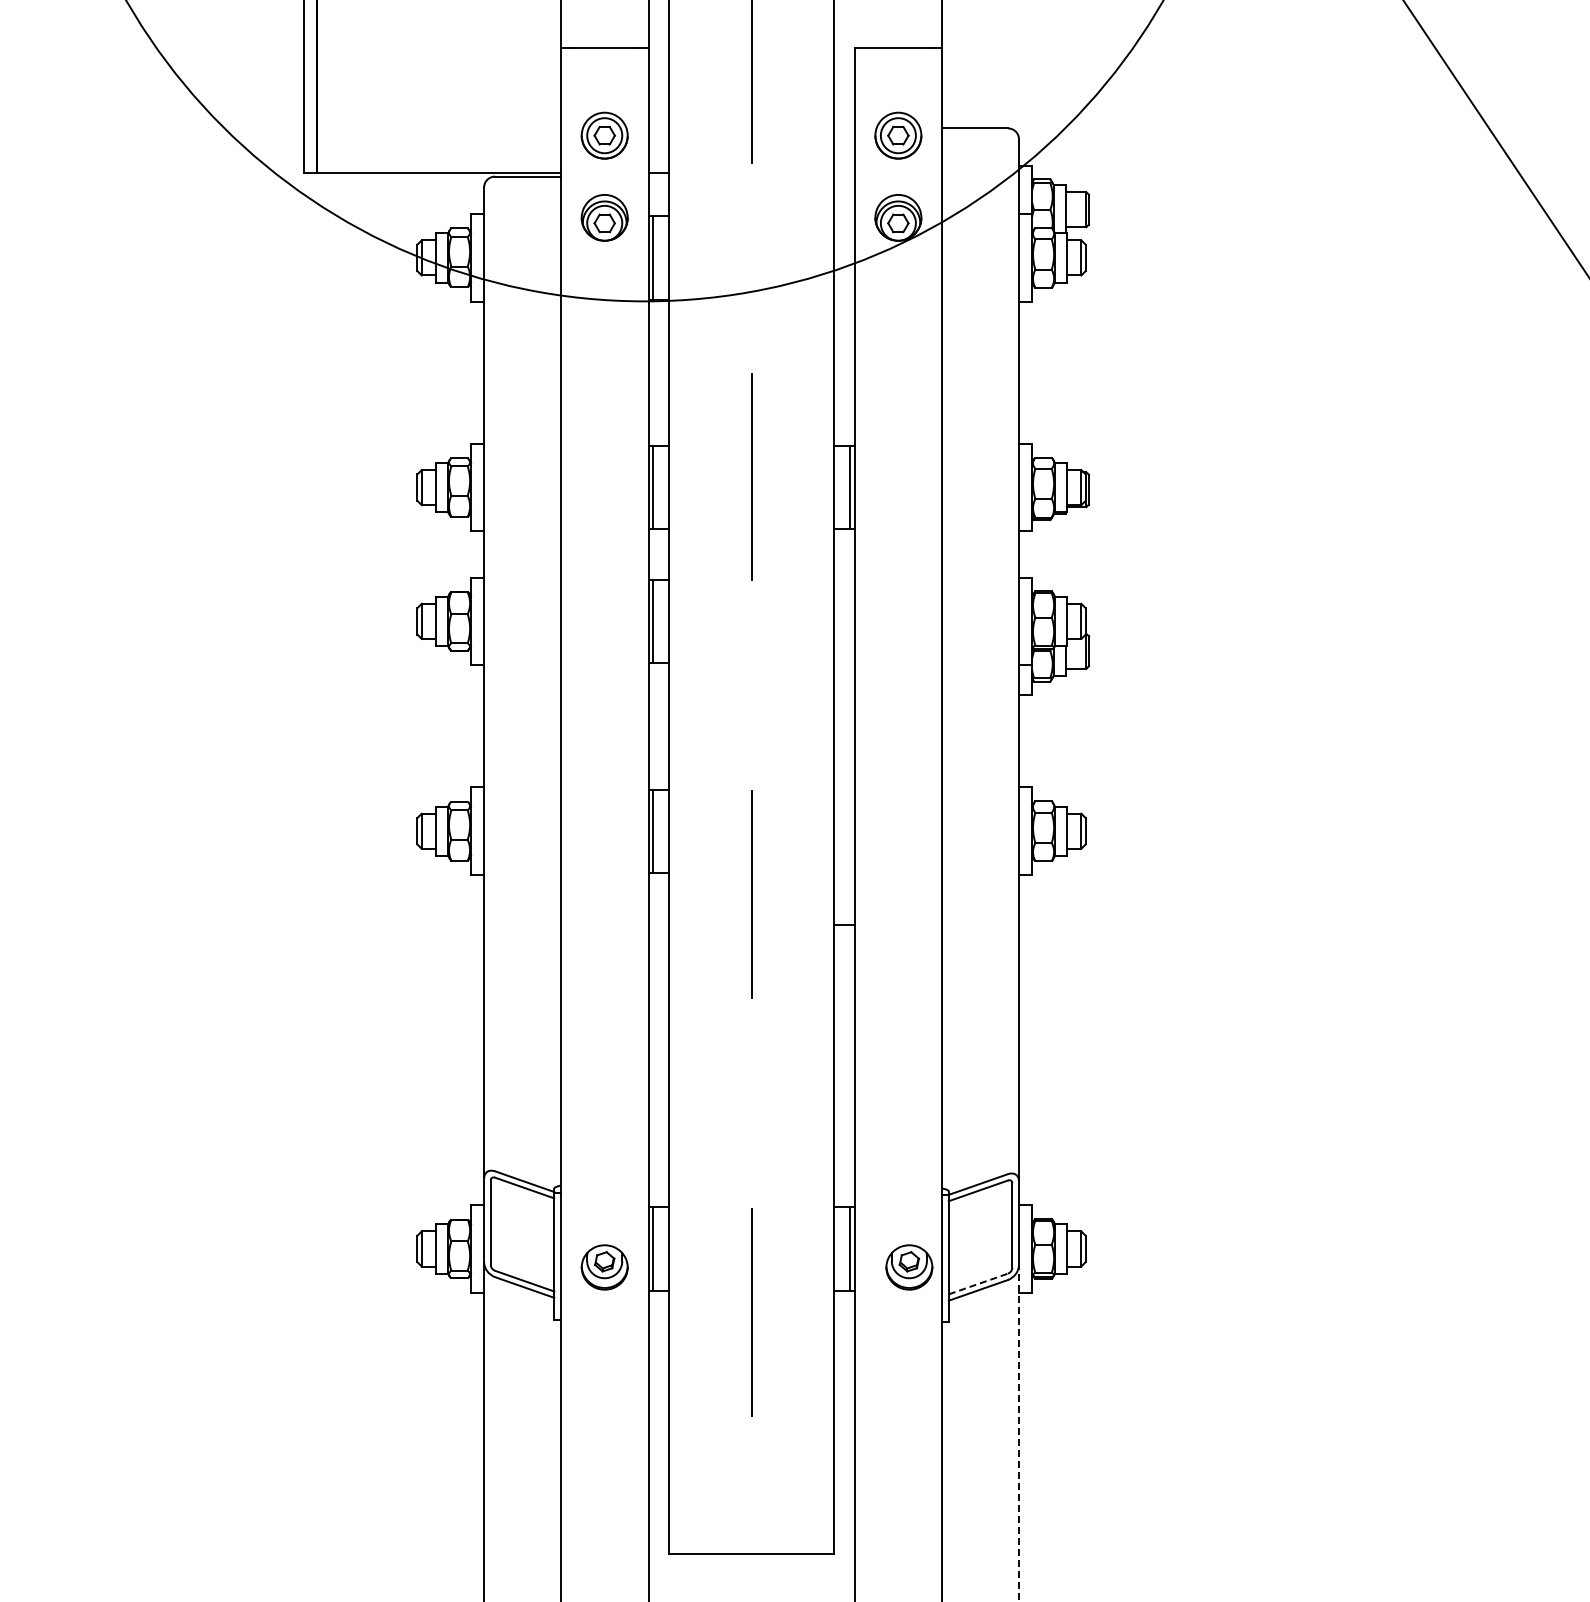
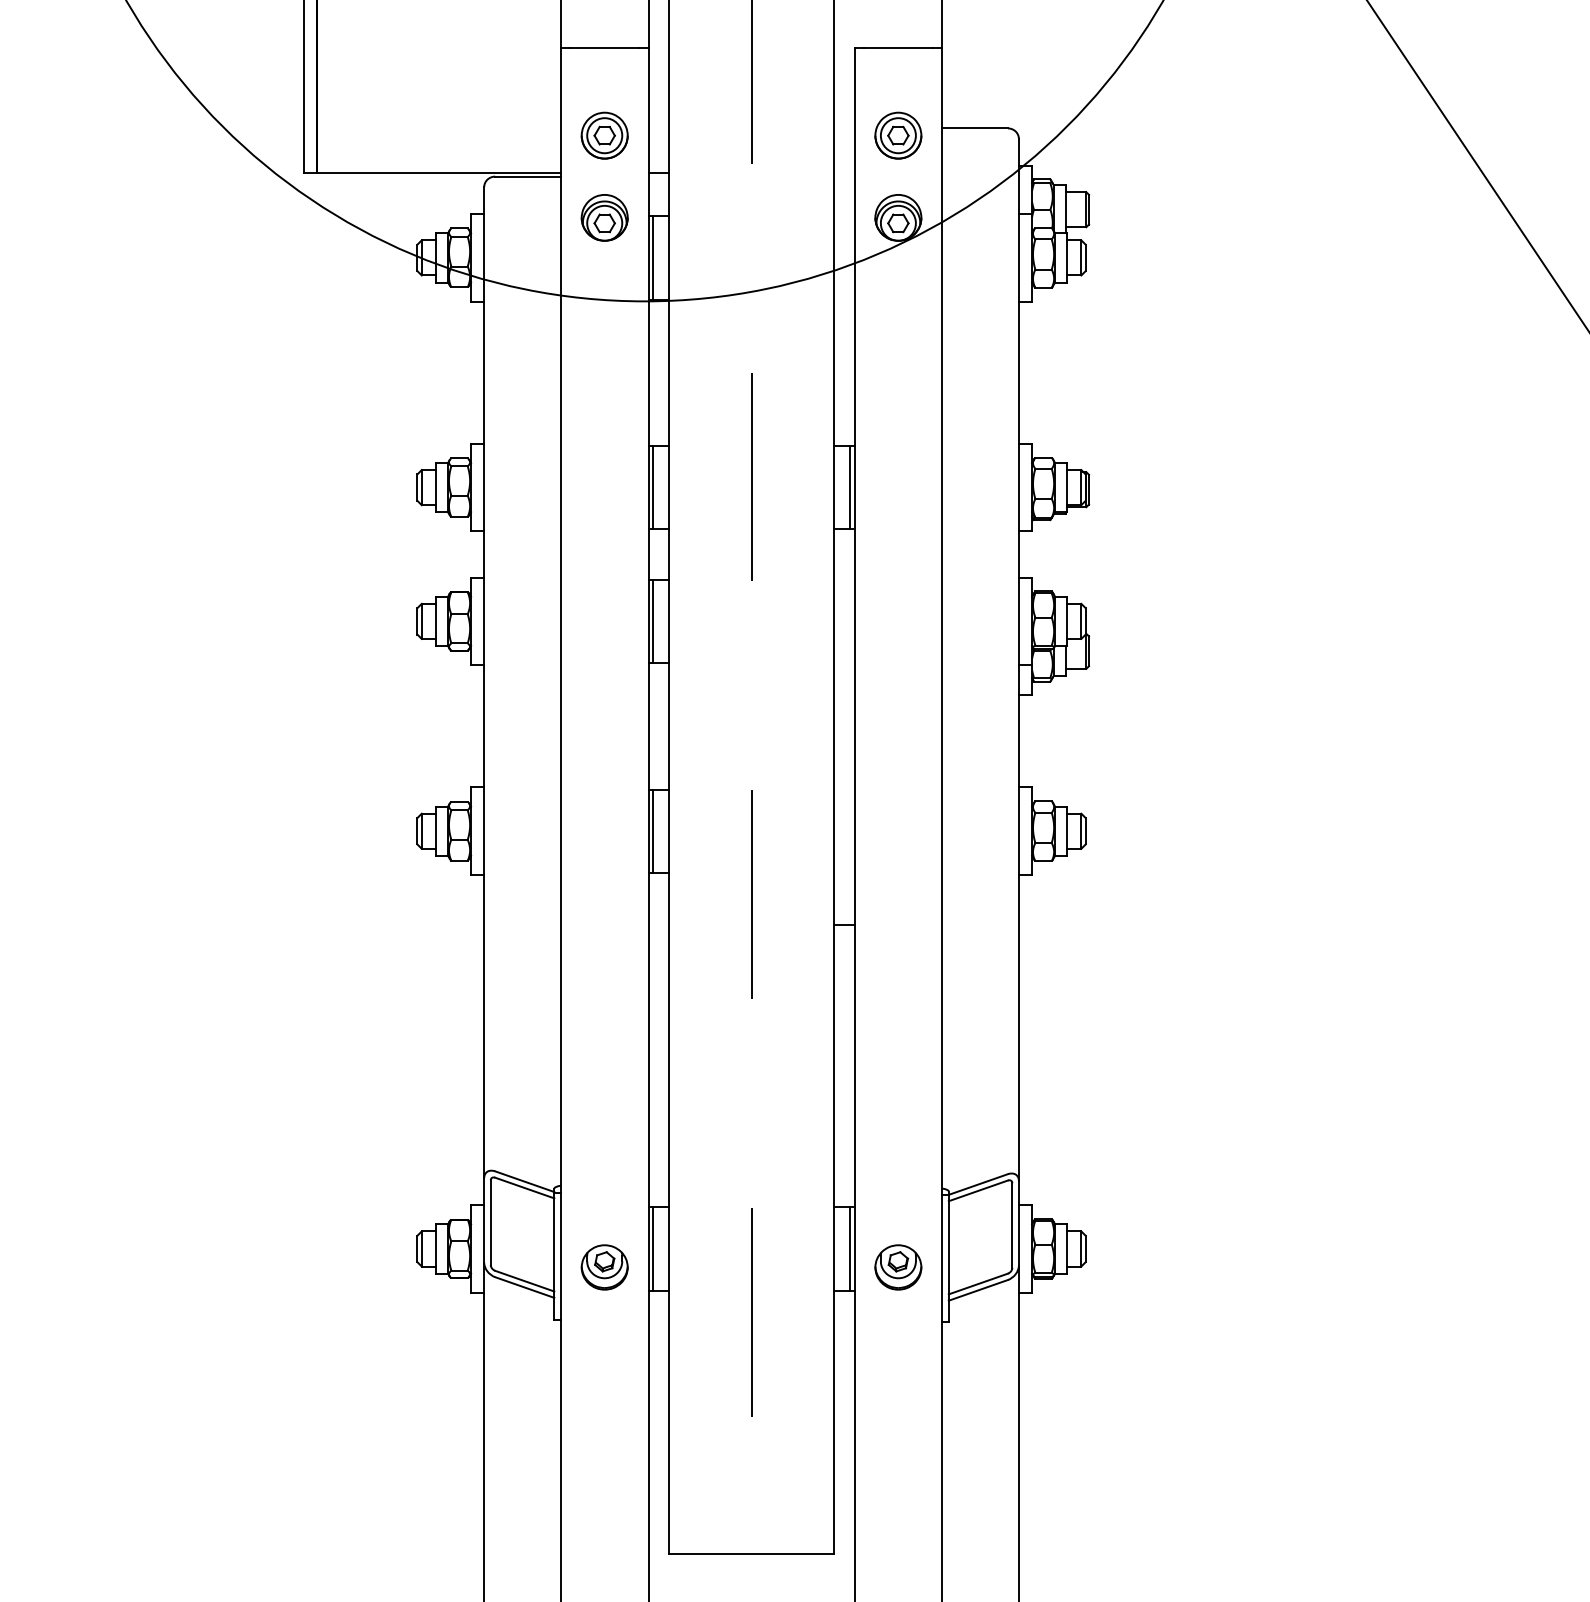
line position: (1495, 138) -> (1477, 165) (1477, 165)
part position: (909, 1267) -> (898, 1267) (898, 1267)
line: dashed -> solid (978, 1283)
line: dashed -> solid (1018, 1433)
